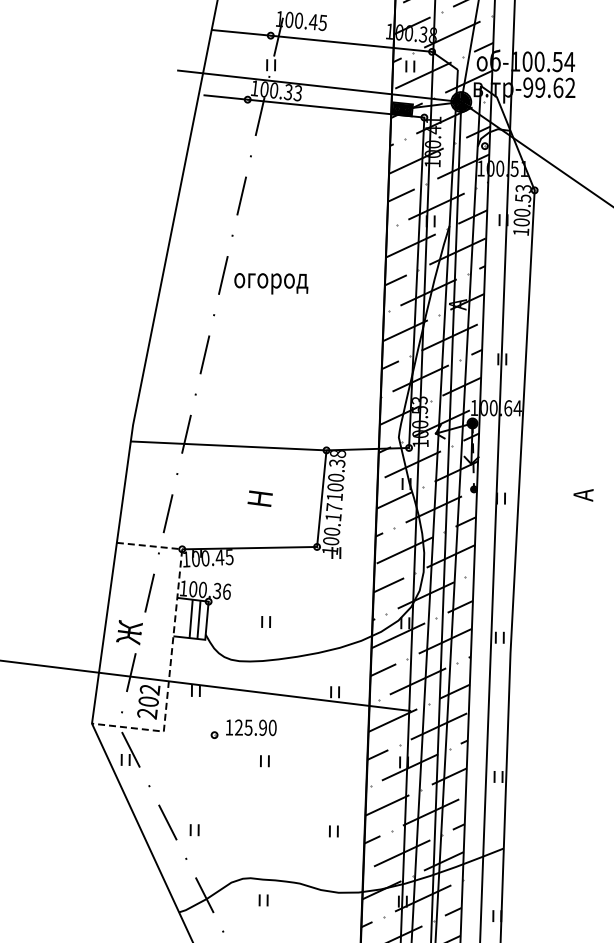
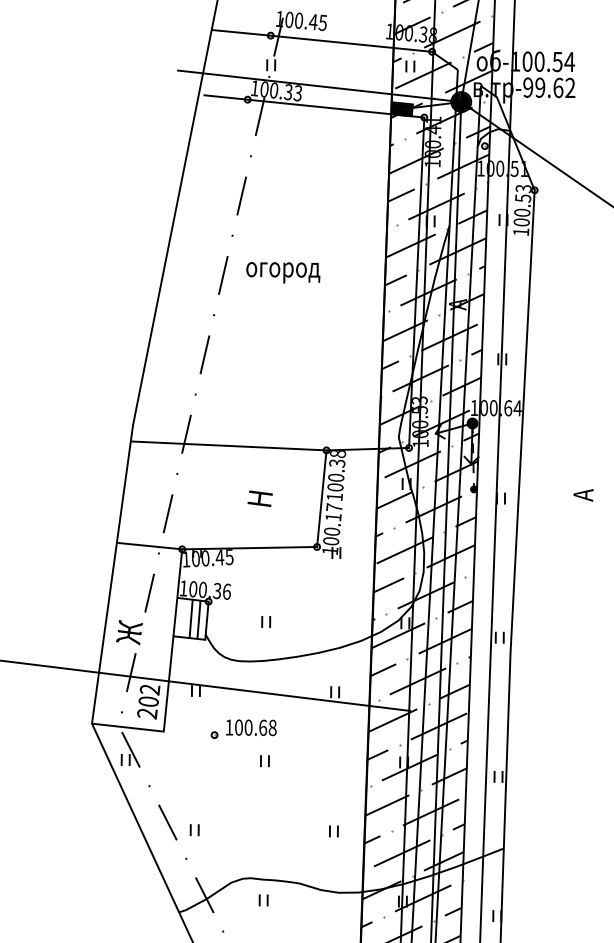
text position: (271, 283) -> (283, 272) (283, 272)
line: dashed -> solid (172, 644)
text: 125.90 -> 100.68 (255, 727)
